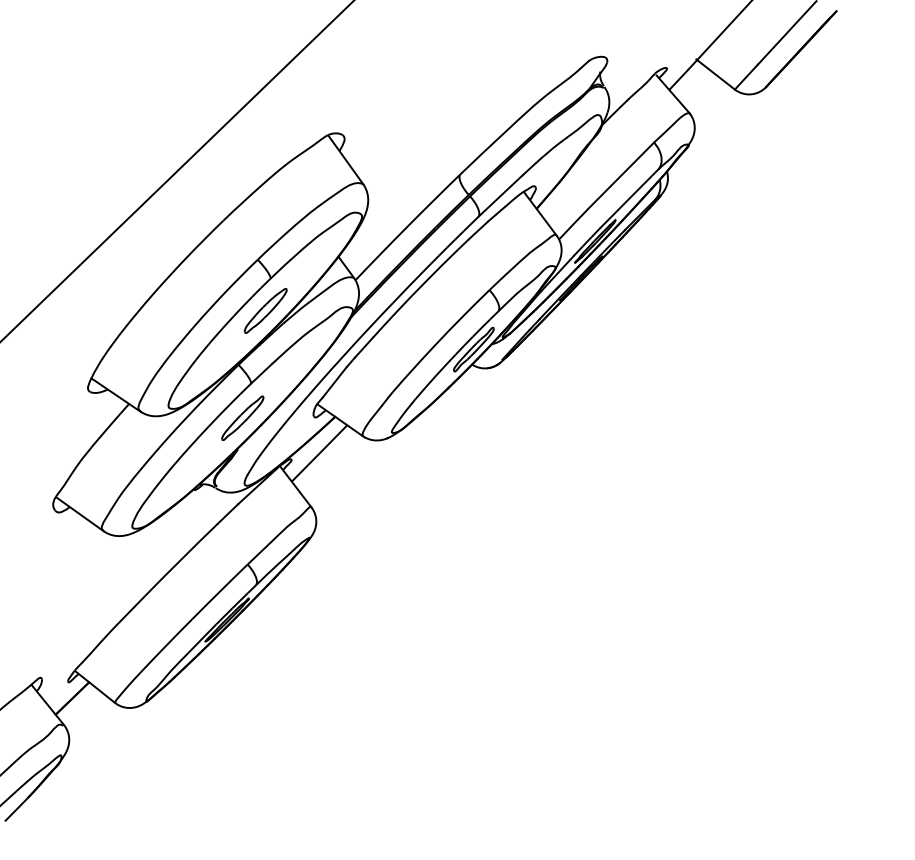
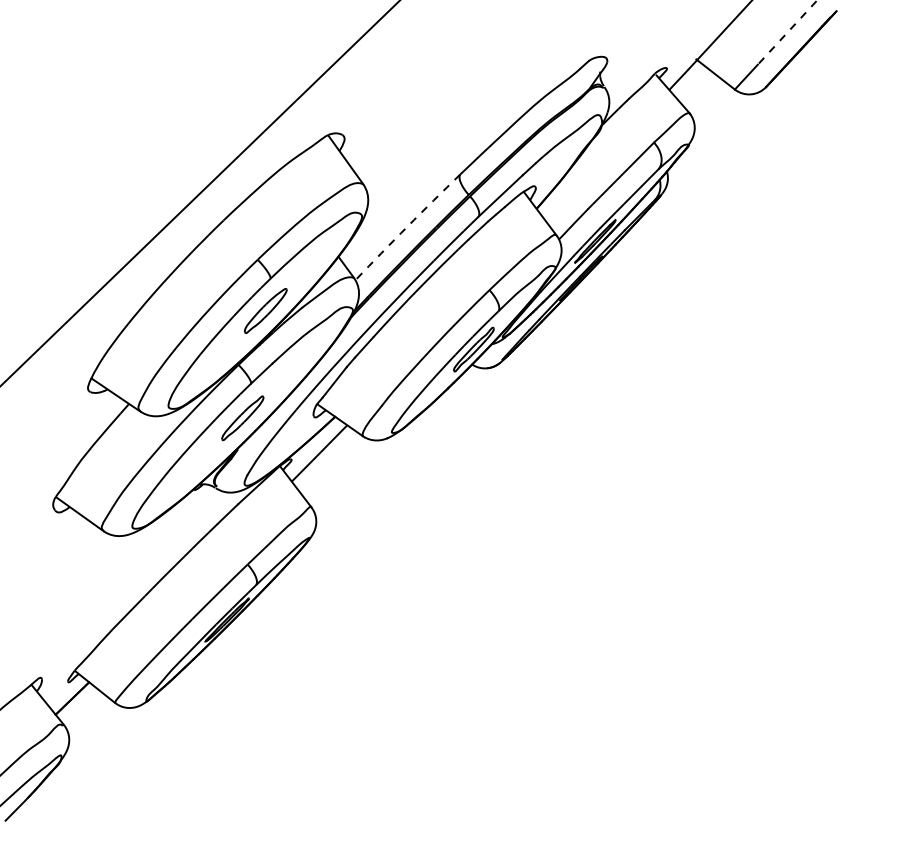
line: solid -> dashed (786, 33)
line position: (177, 171) -> (200, 193) (200, 193)
arc: solid -> dashed (407, 226)
